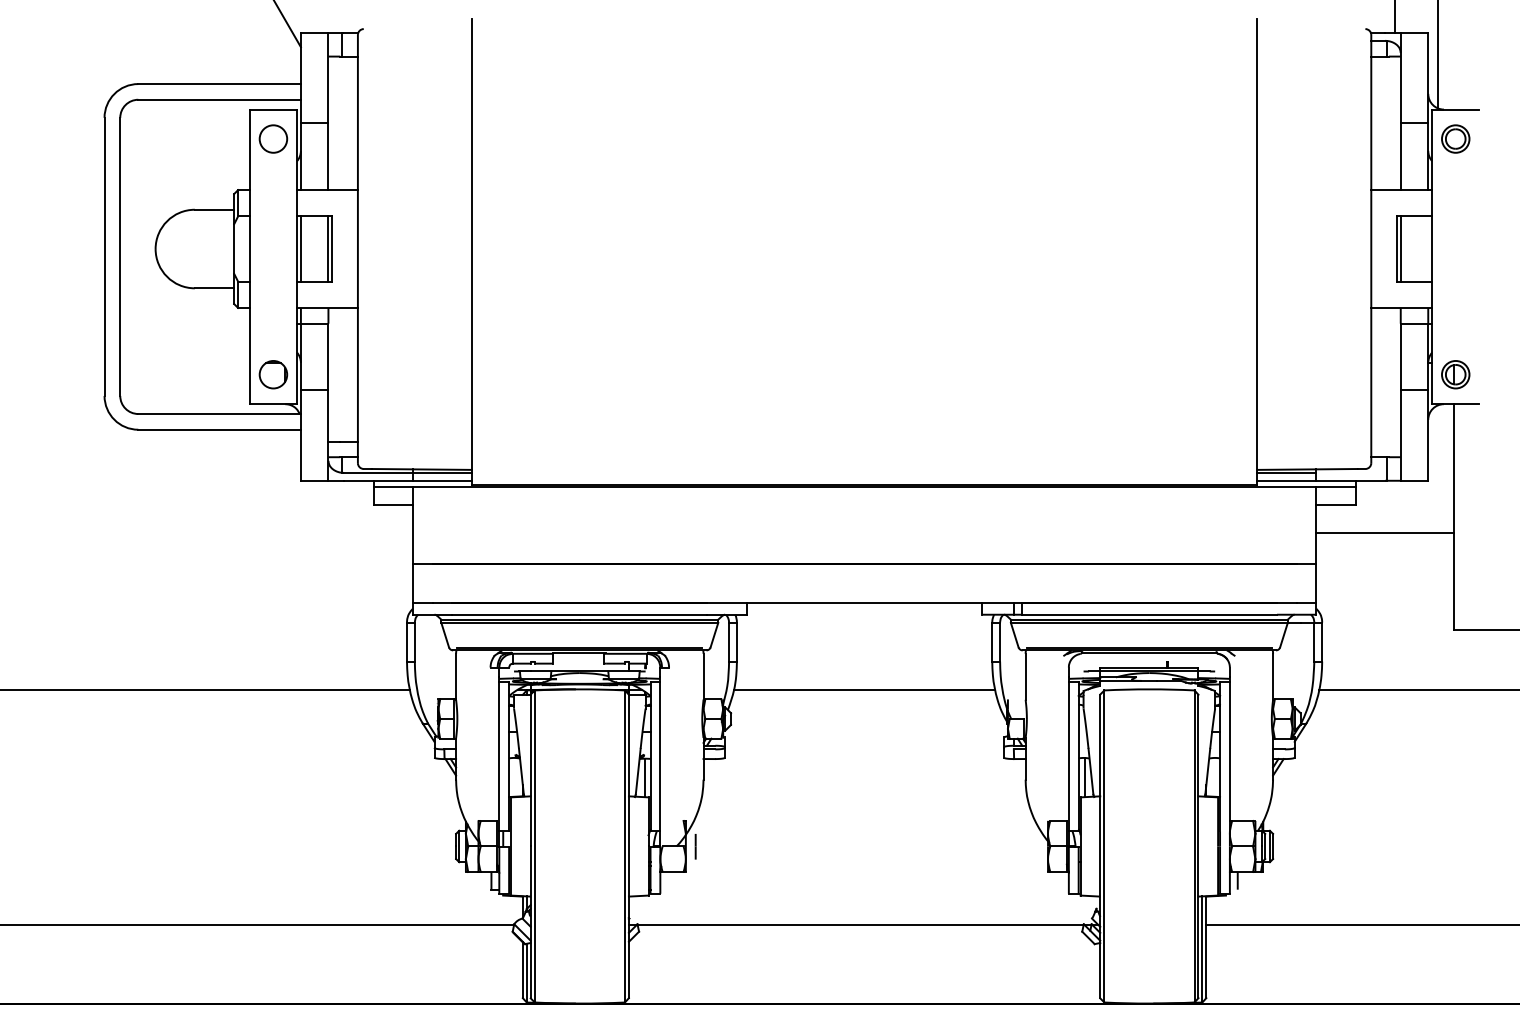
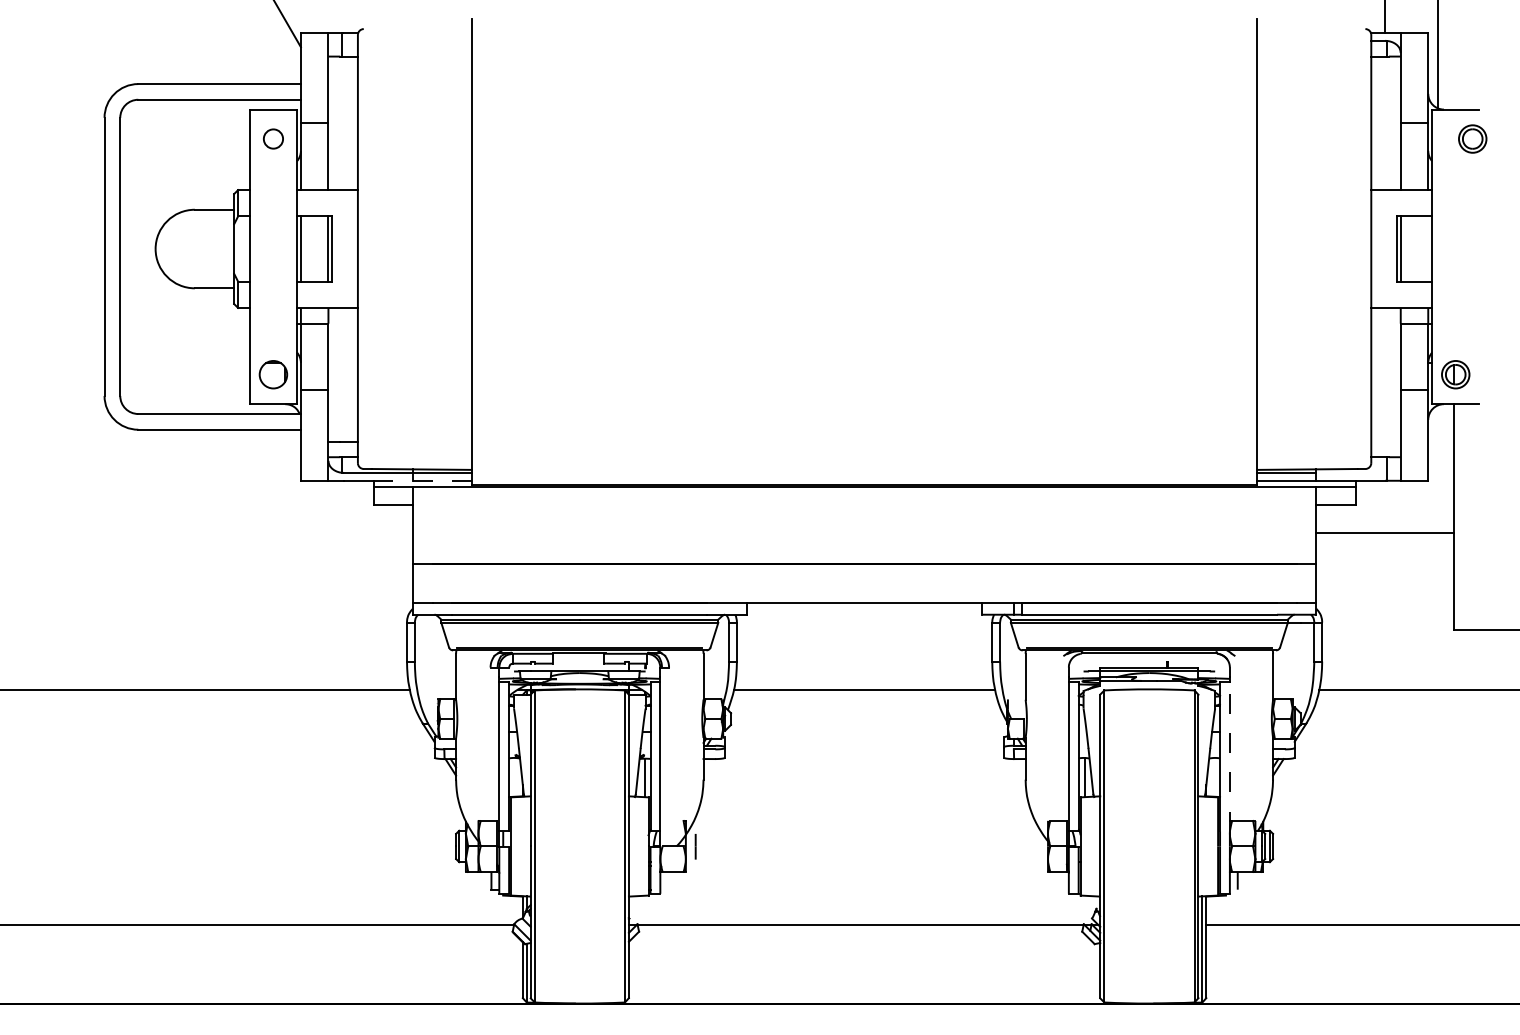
line position: (1394, 17) -> (1384, 17) (1384, 17)
circle size: 31x30 px -> 21x22 px (273, 138)
part position: (1455, 138) -> (1472, 138) (1472, 138)
line: solid -> dashed (423, 480)
line: solid -> dashed (1229, 756)
